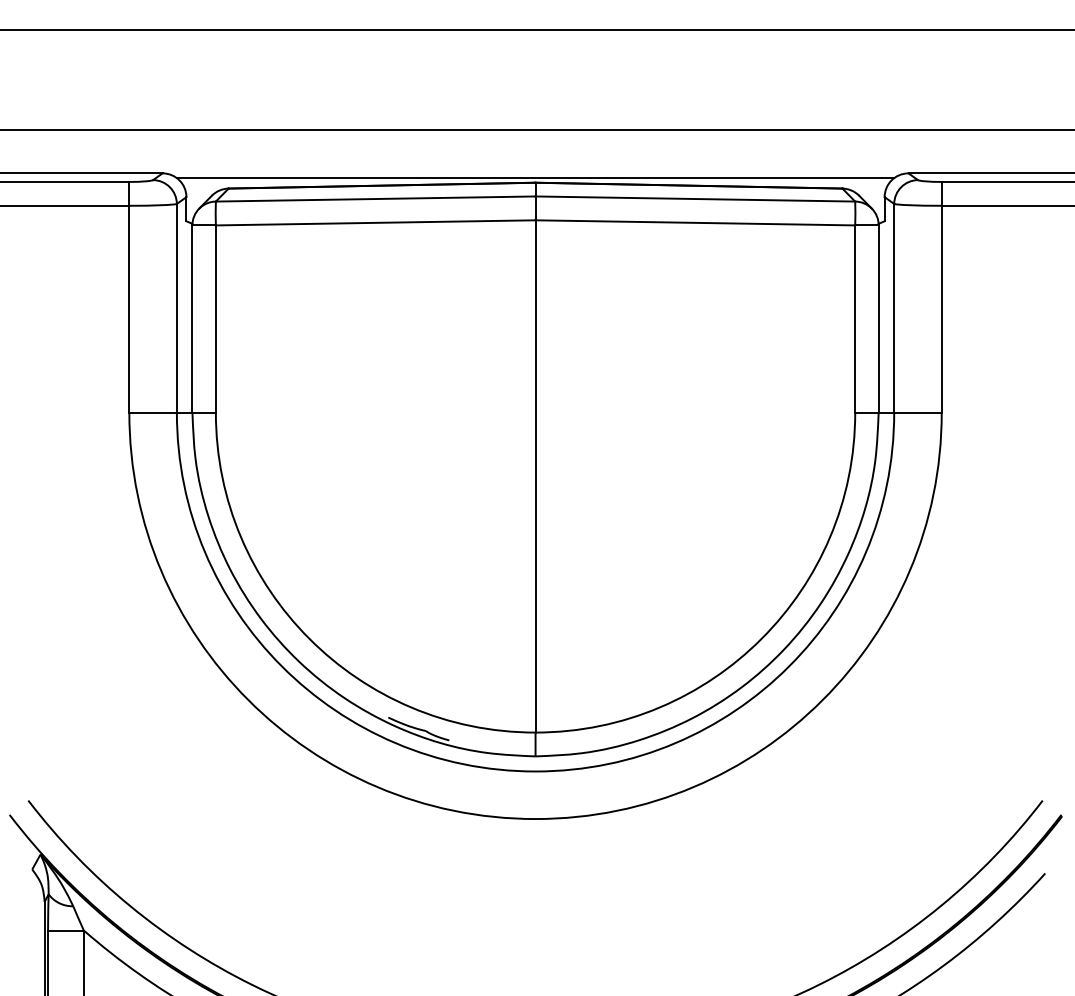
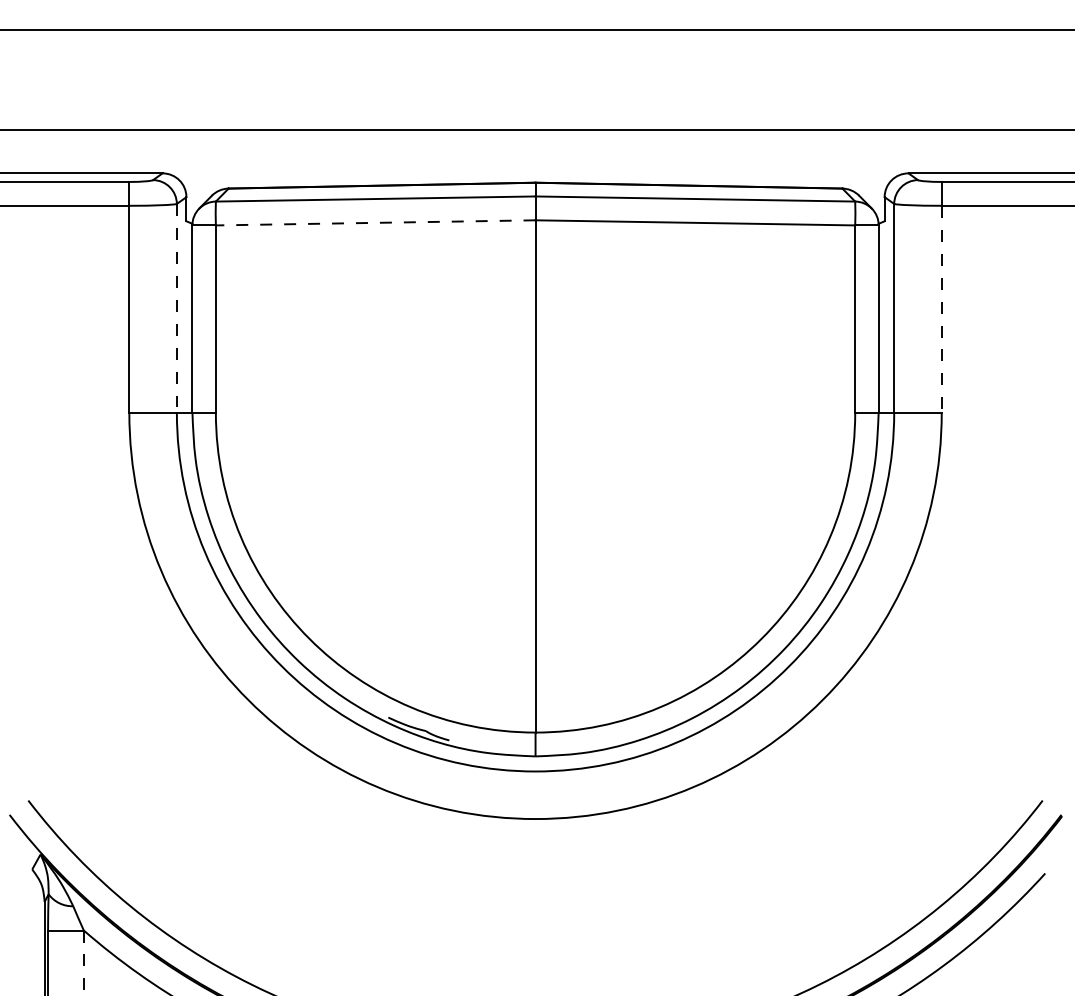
line: present -> none (535, 178)
line: solid -> dashed (375, 222)
line: solid -> dashed (176, 308)
line: solid -> dashed (941, 309)
line: solid -> dashed (83, 963)
